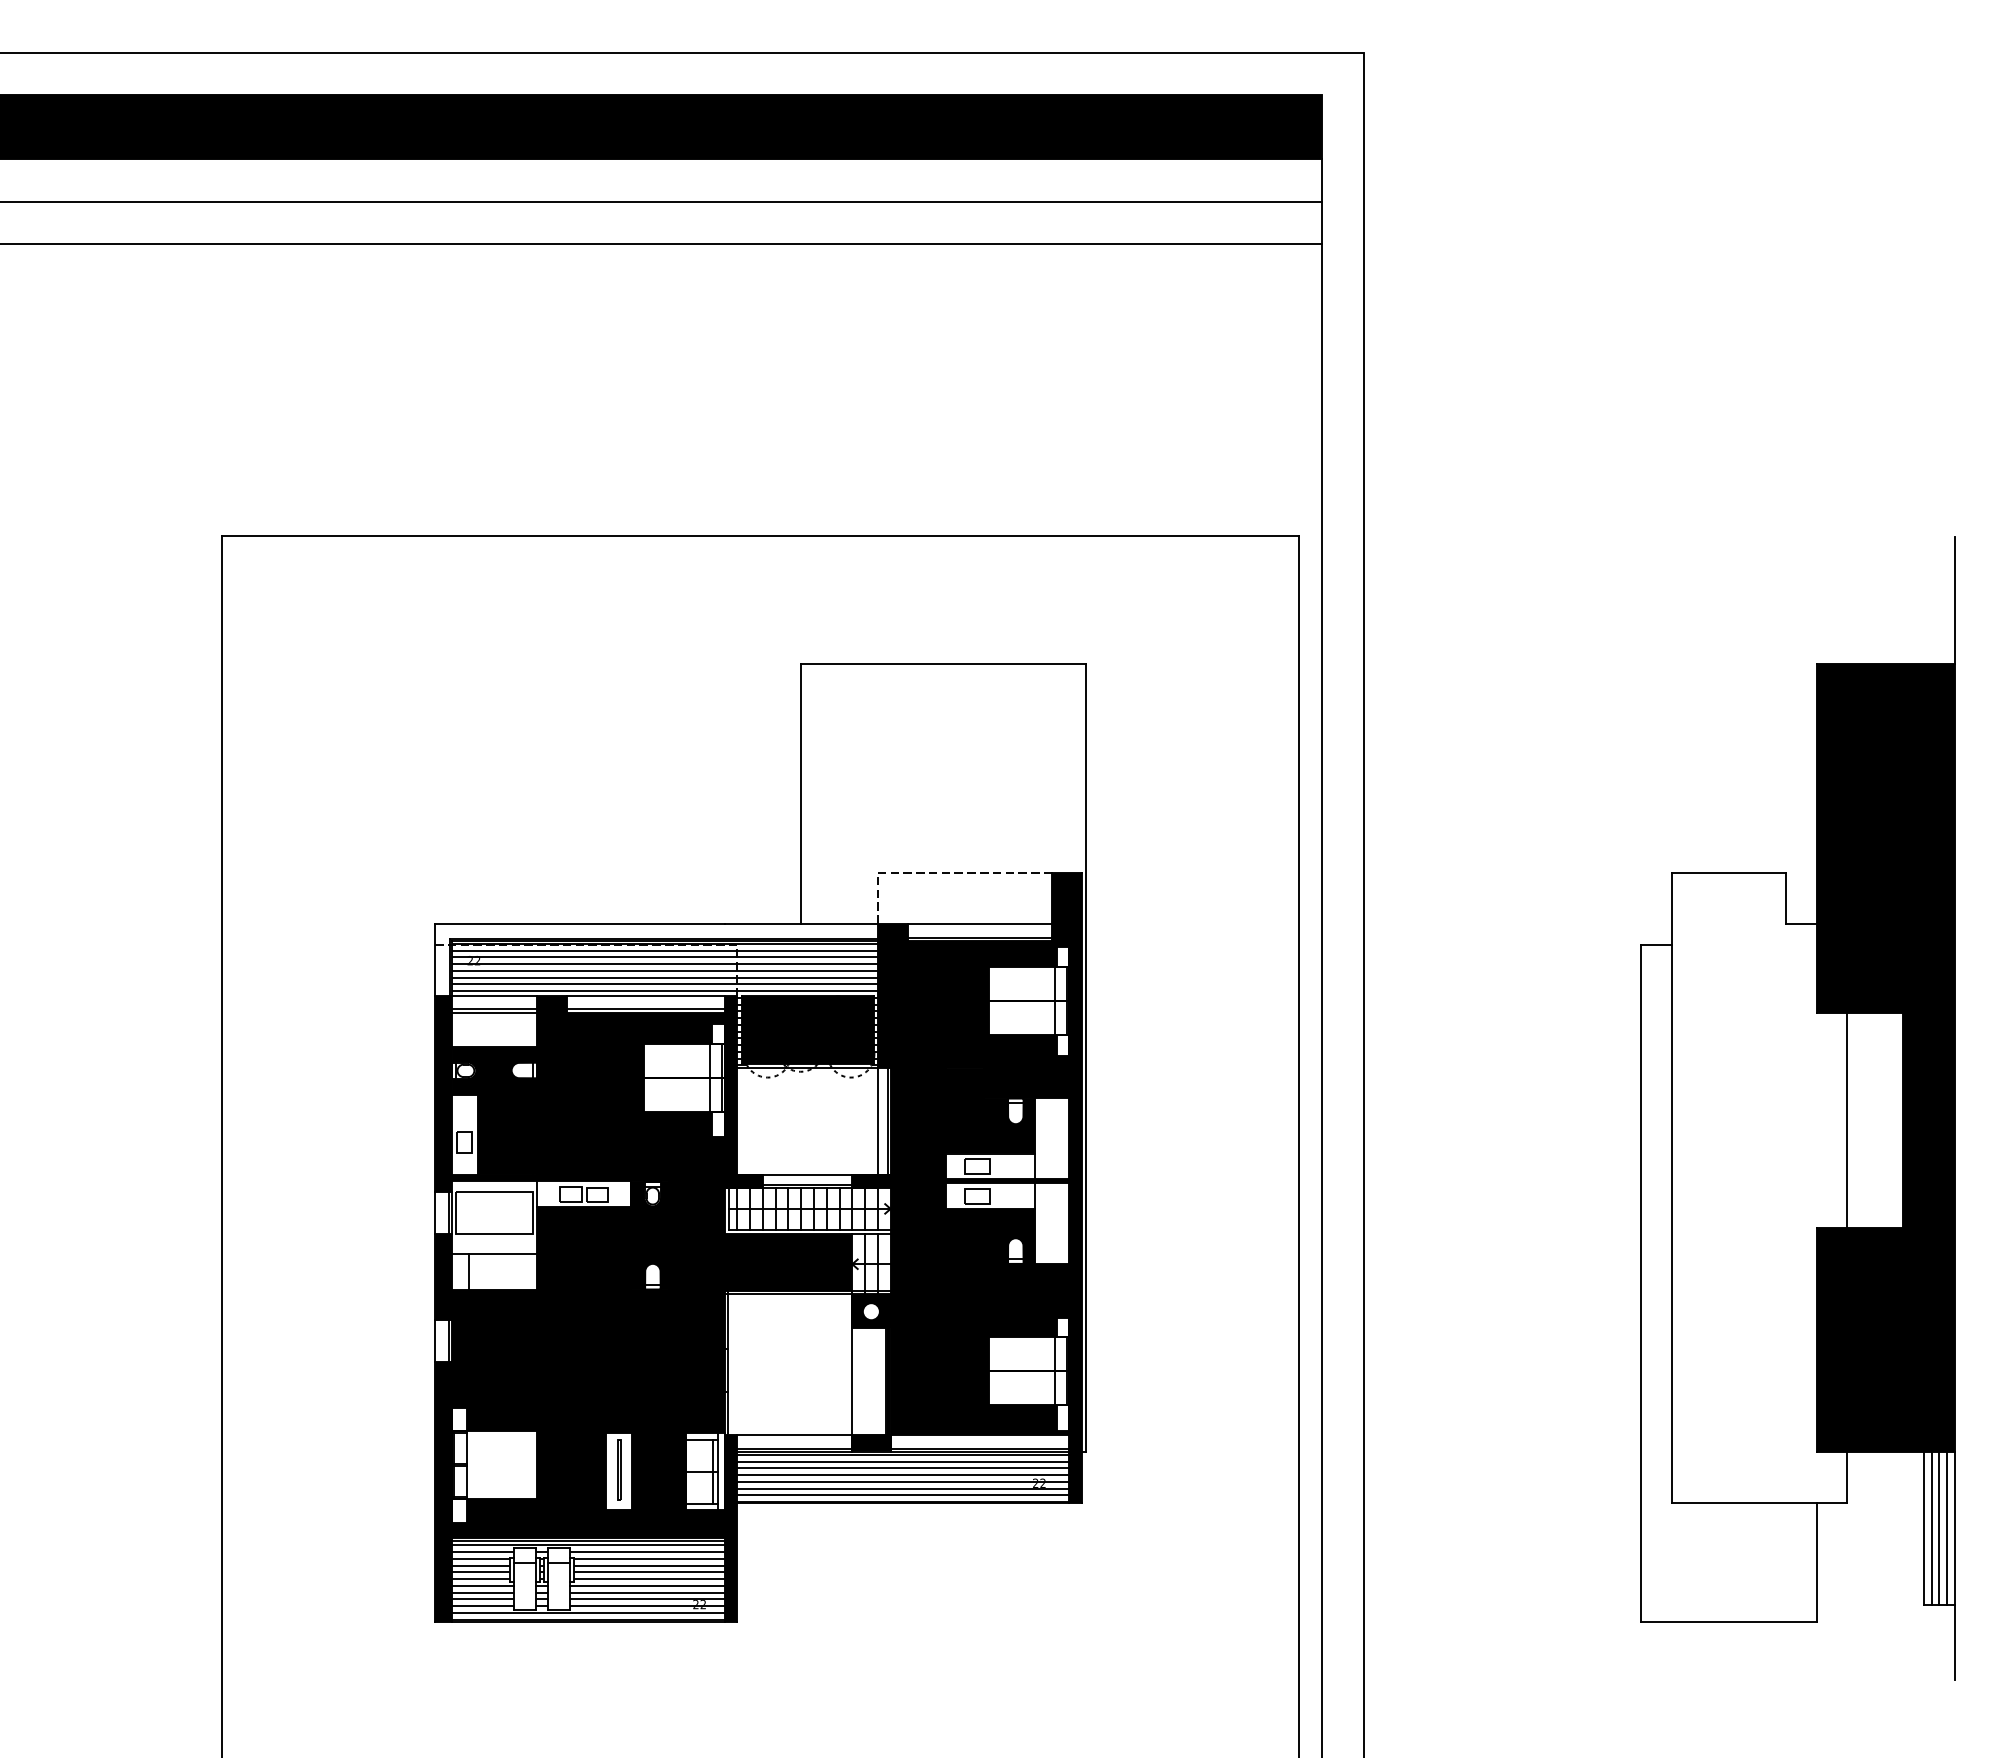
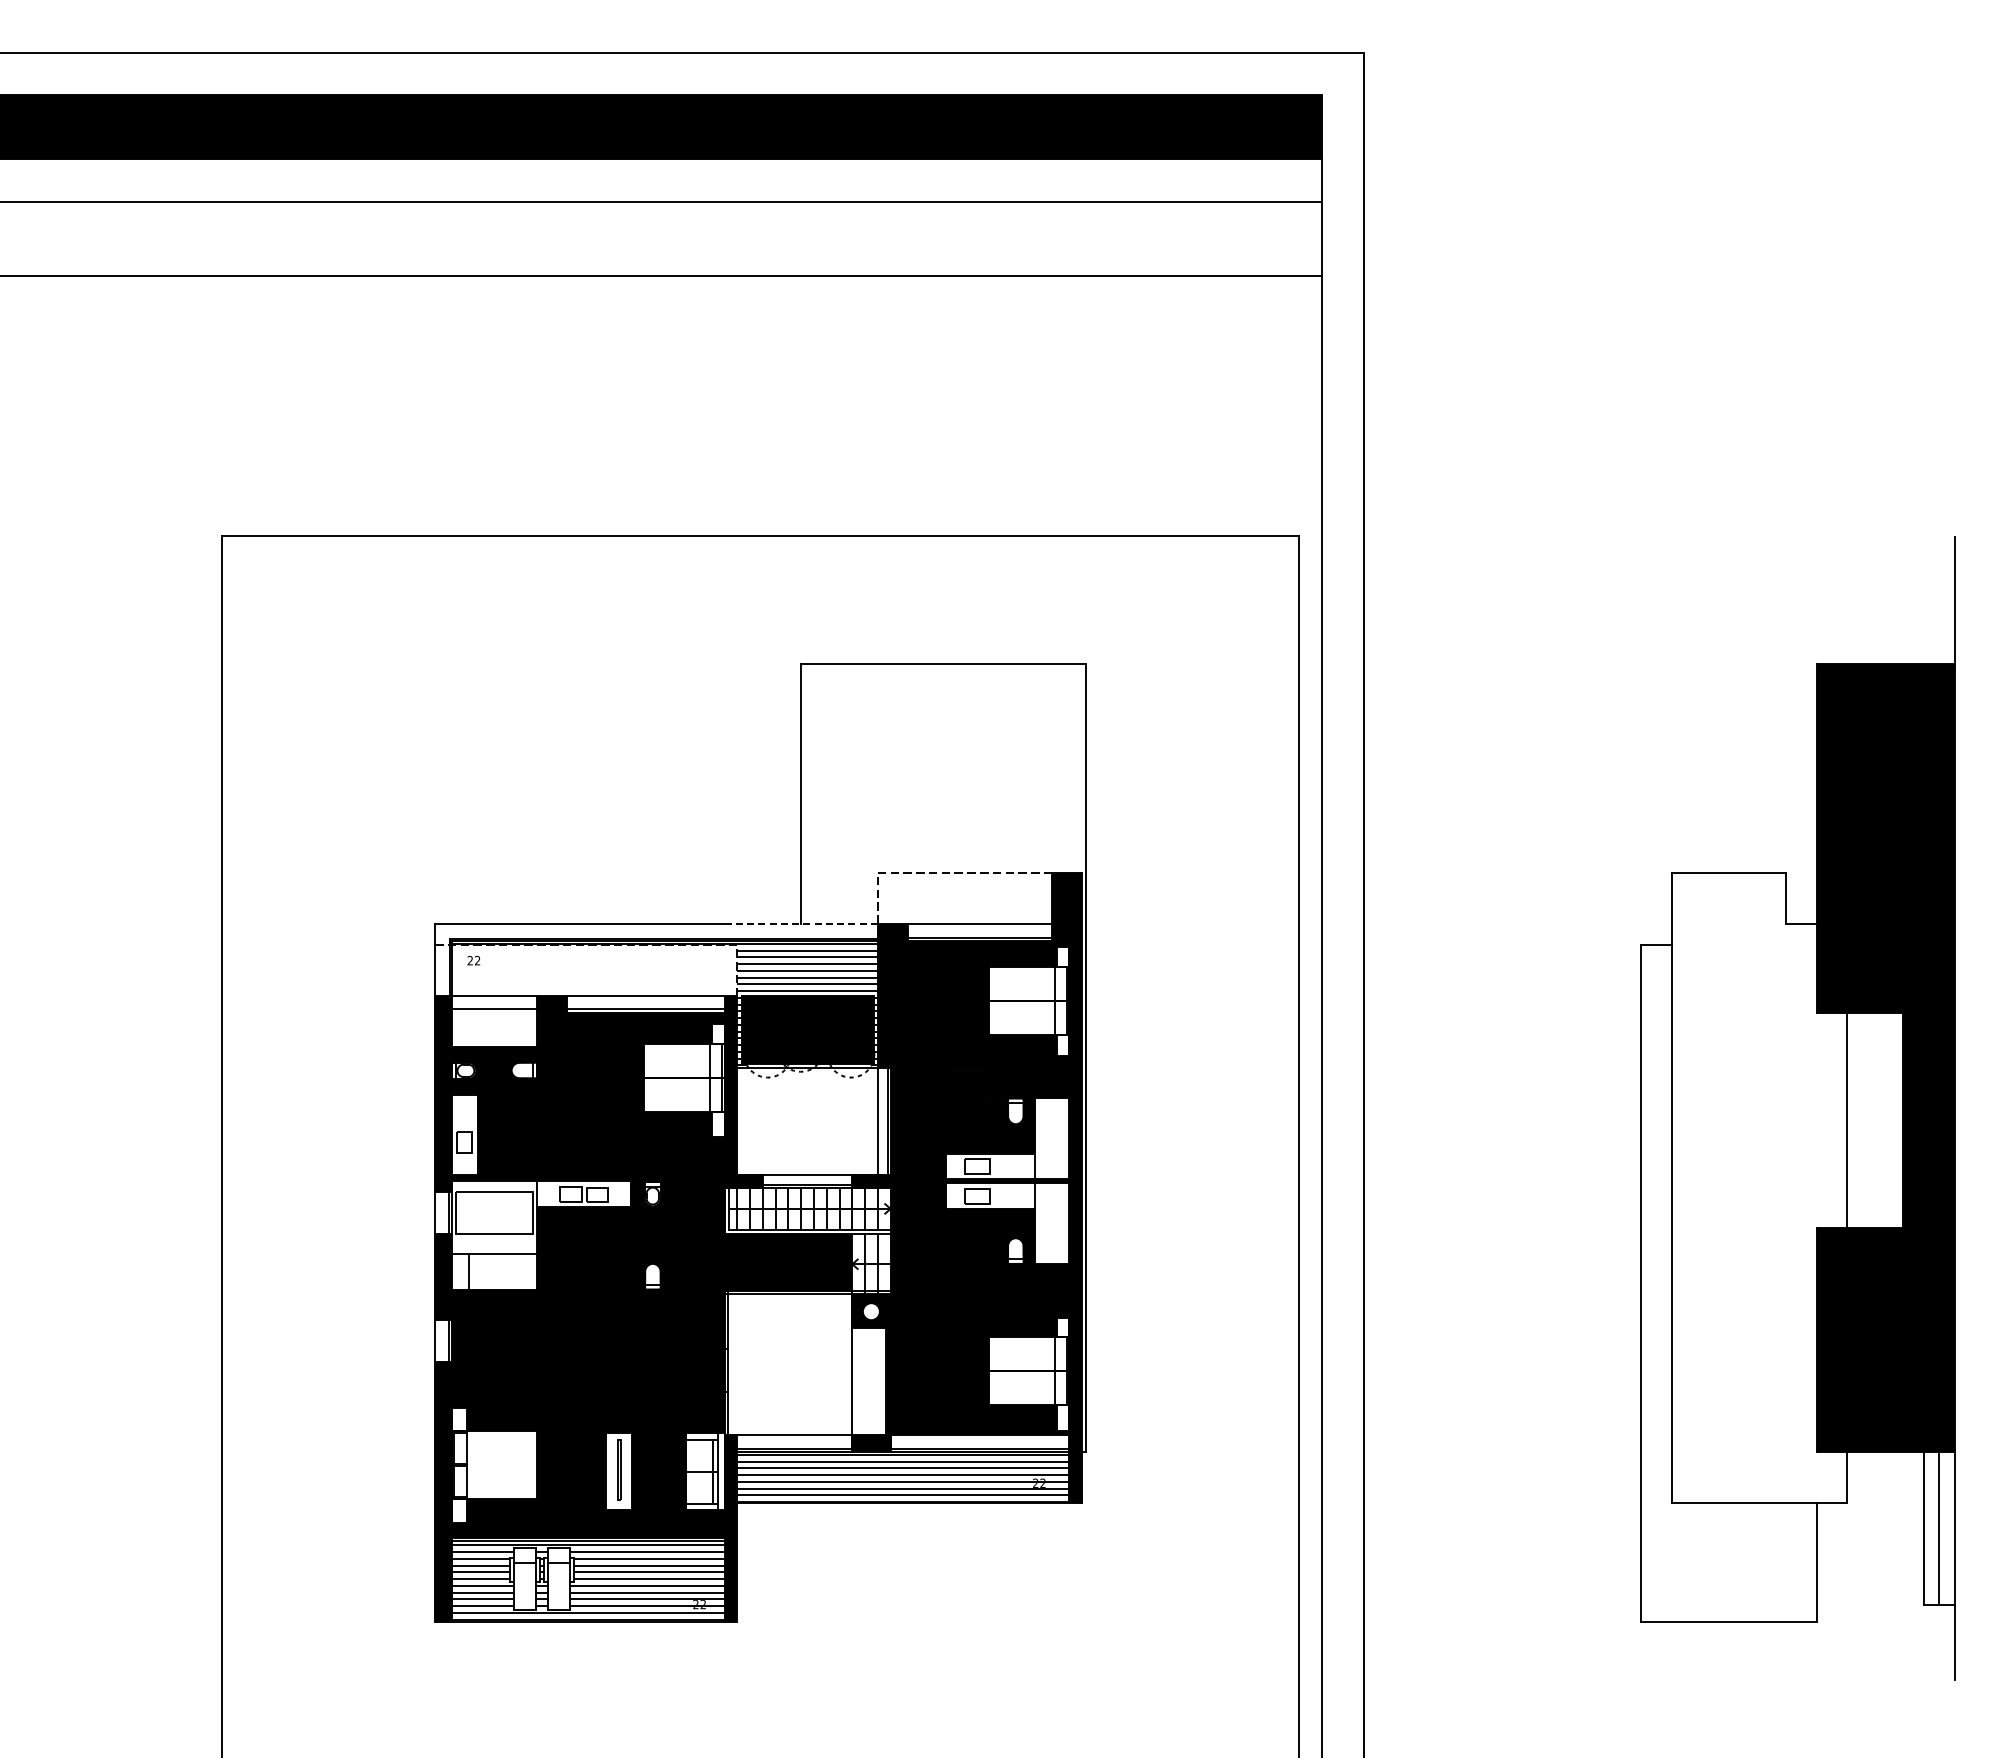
line position: (661, 244) -> (661, 276) (661, 276)
line: solid -> dashed (801, 923)
hatch: present -> none (594, 970)
line: present -> none (494, 1013)
line: present -> none (1931, 1527)
line: present -> none (1946, 1527)
